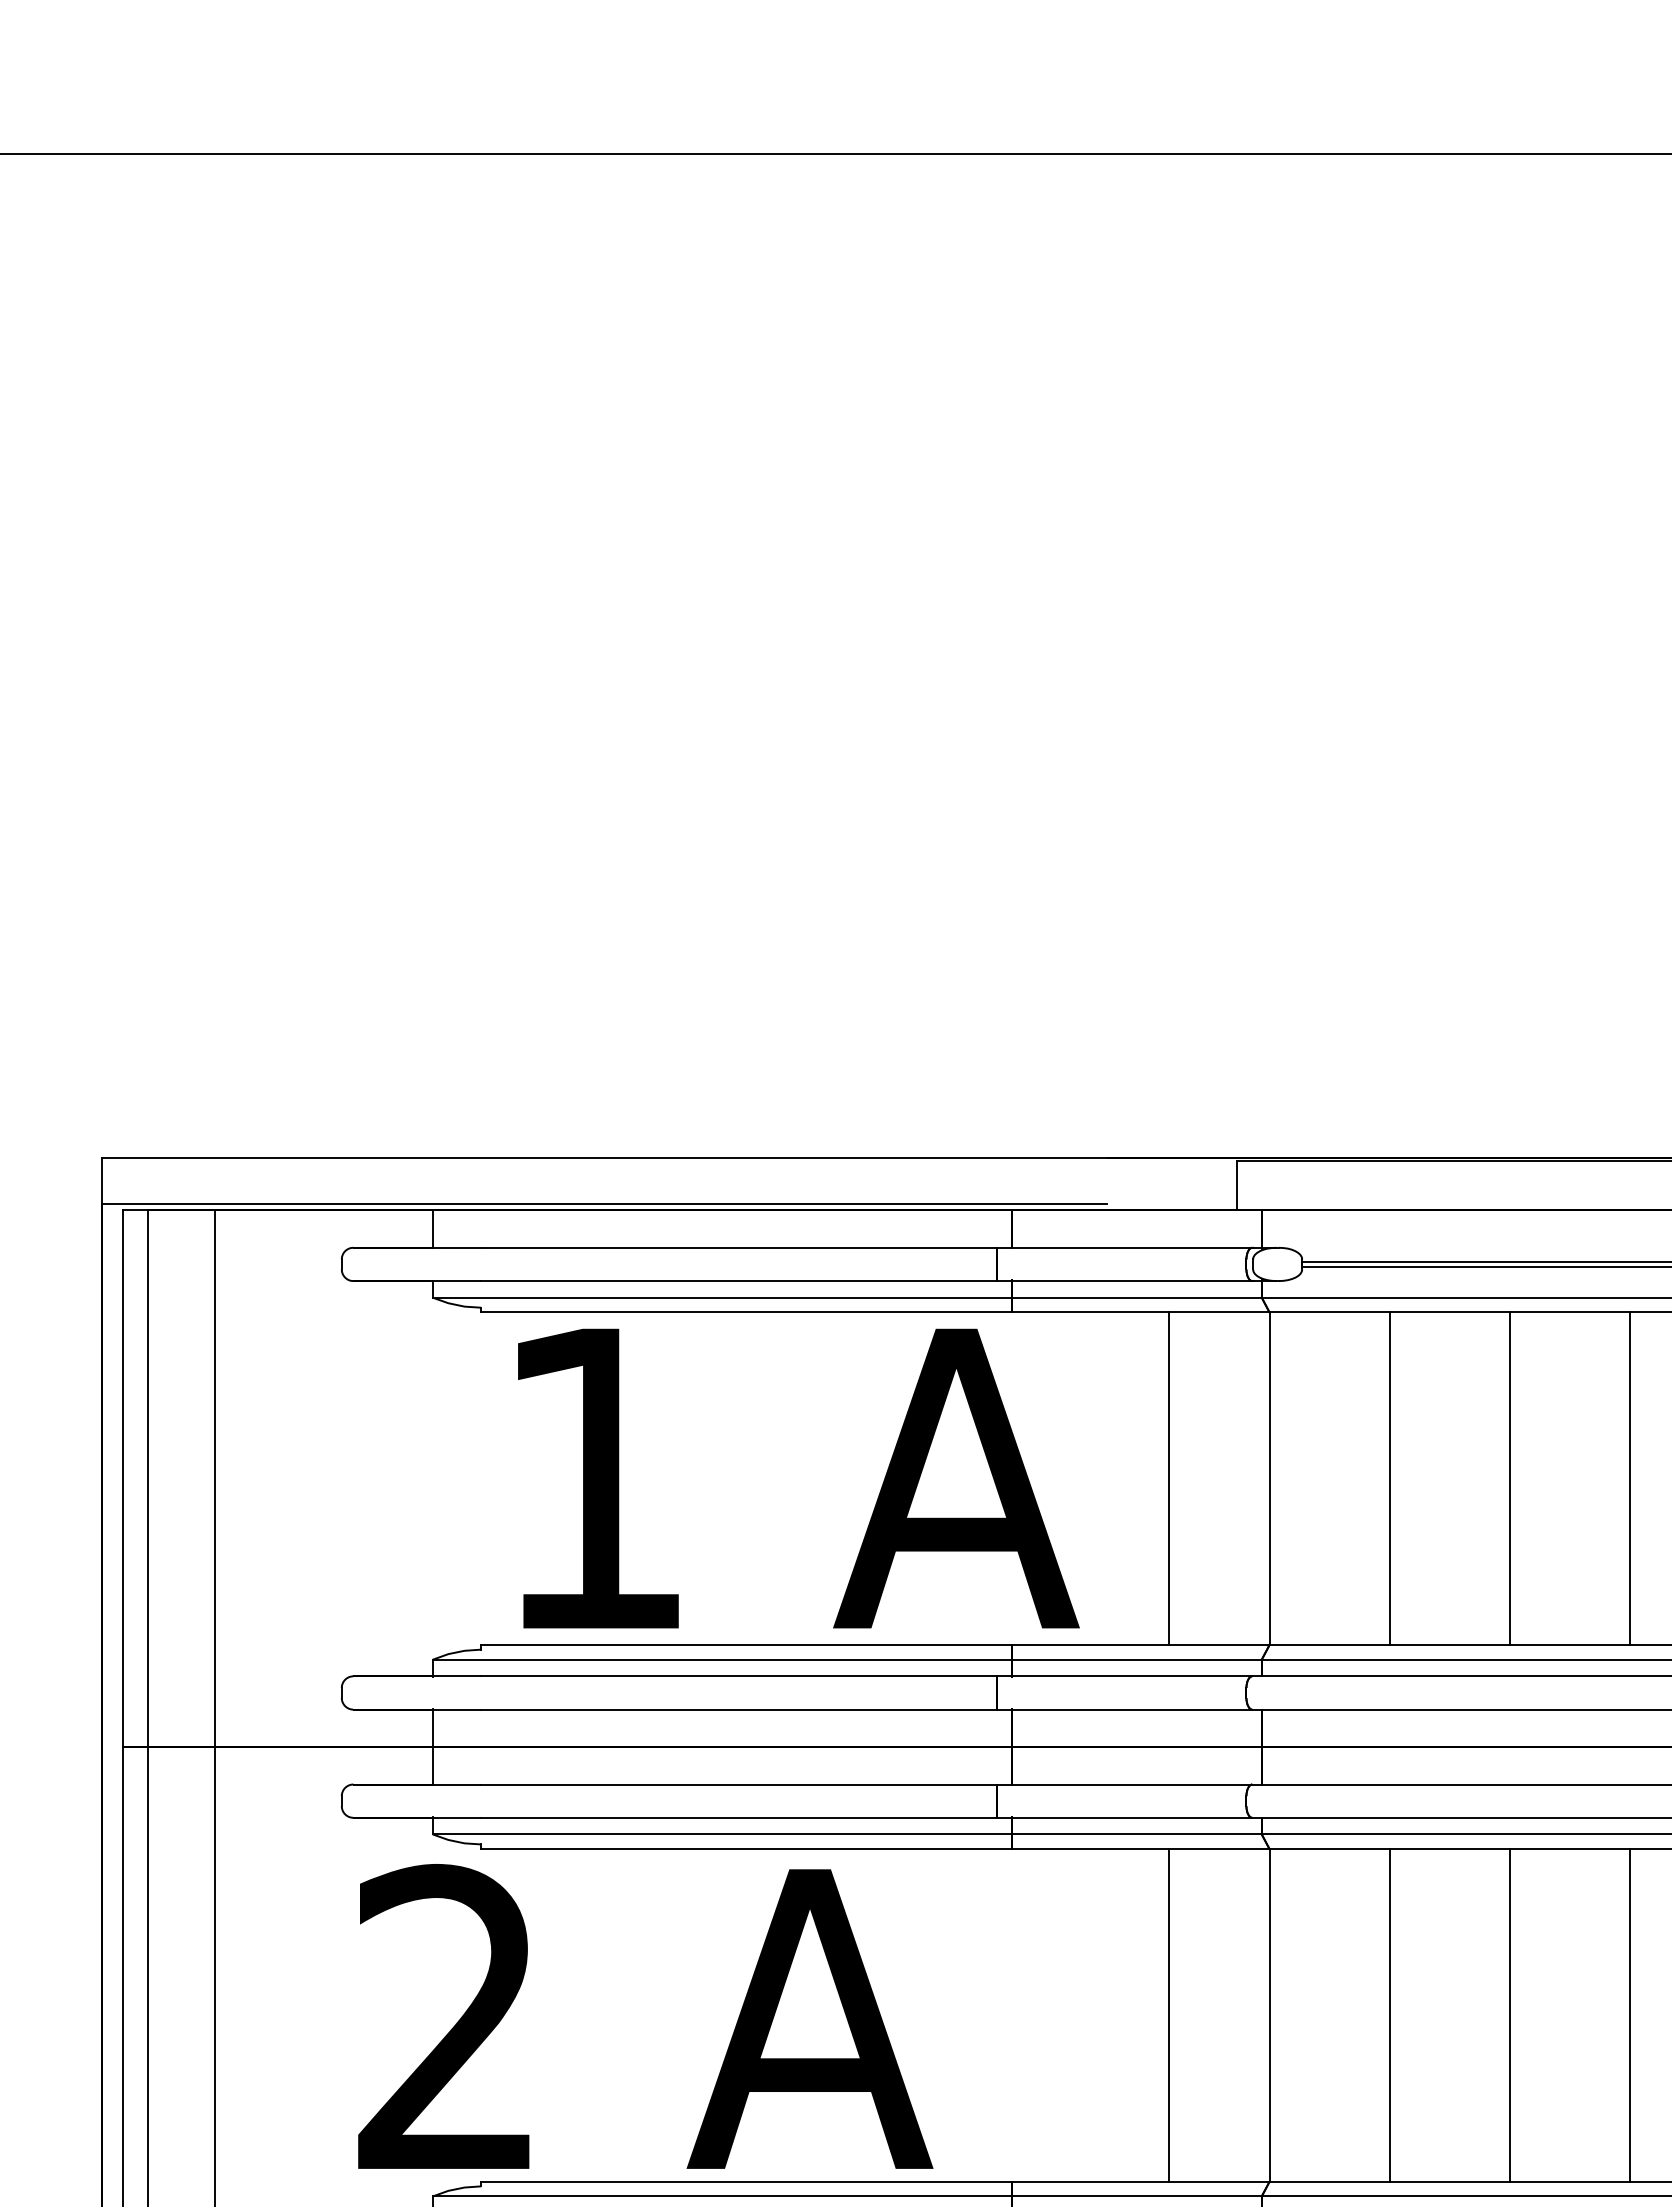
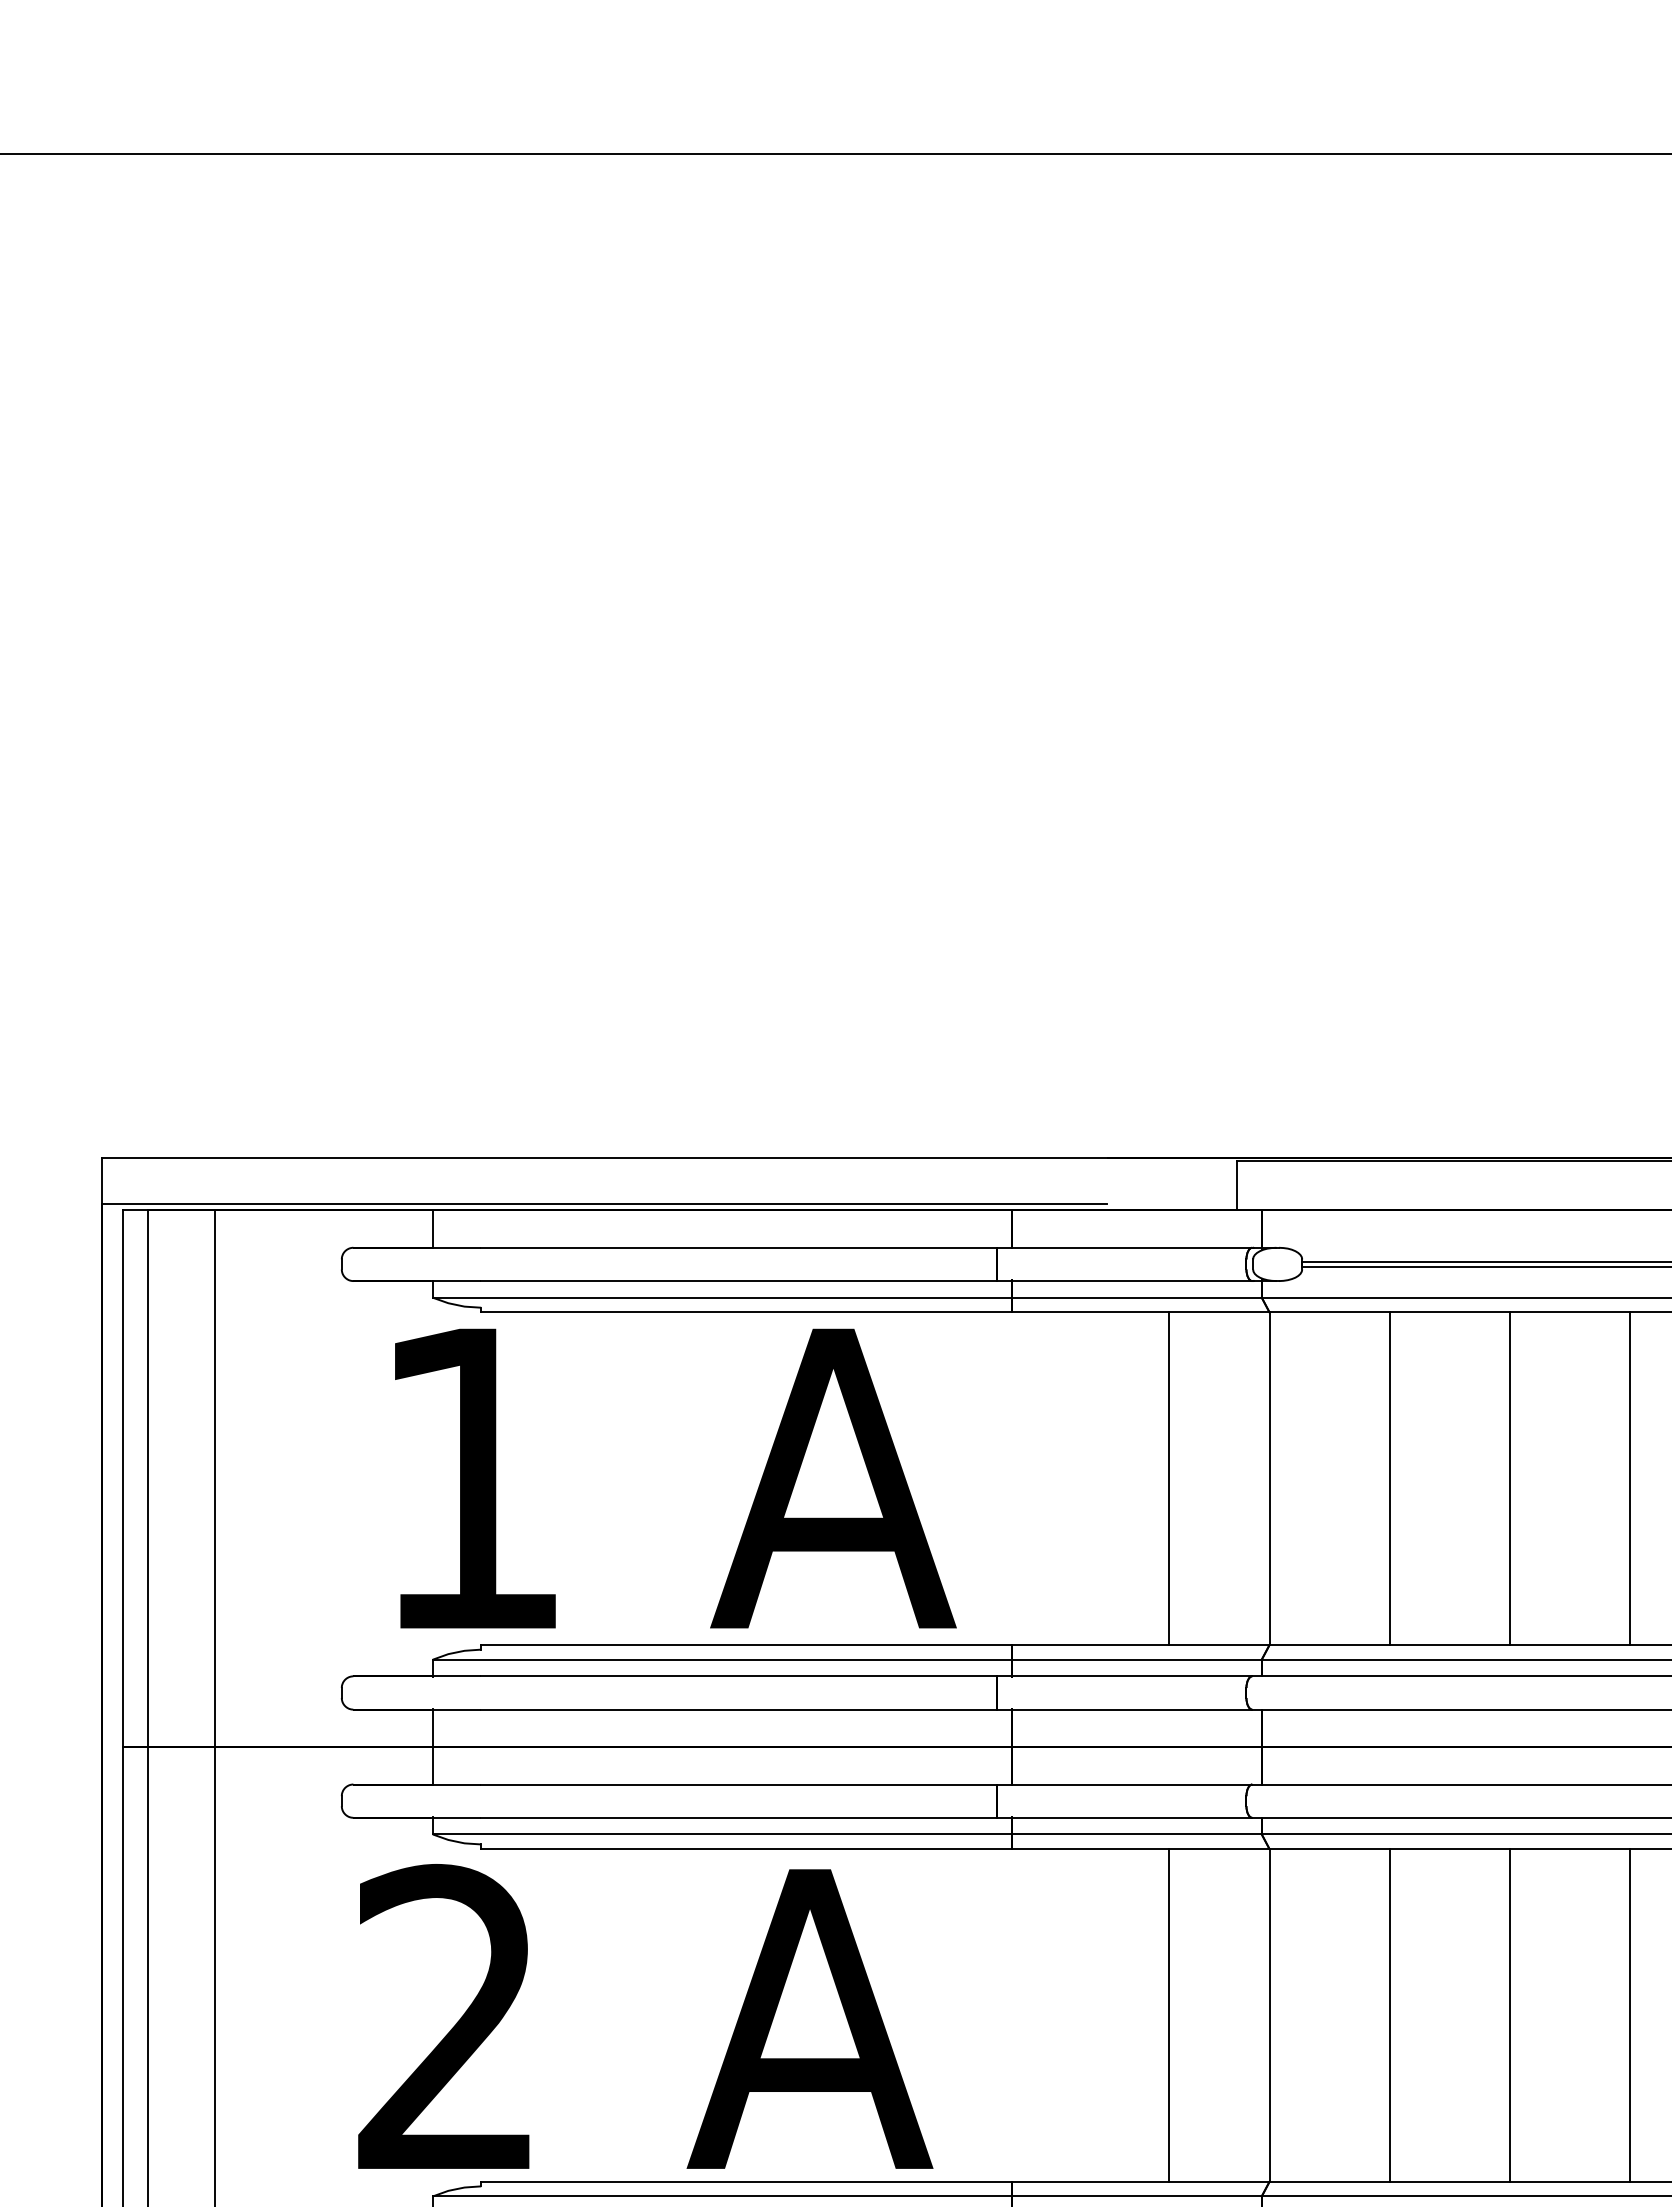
text position: (798, 1478) -> (675, 1478) (675, 1478)
